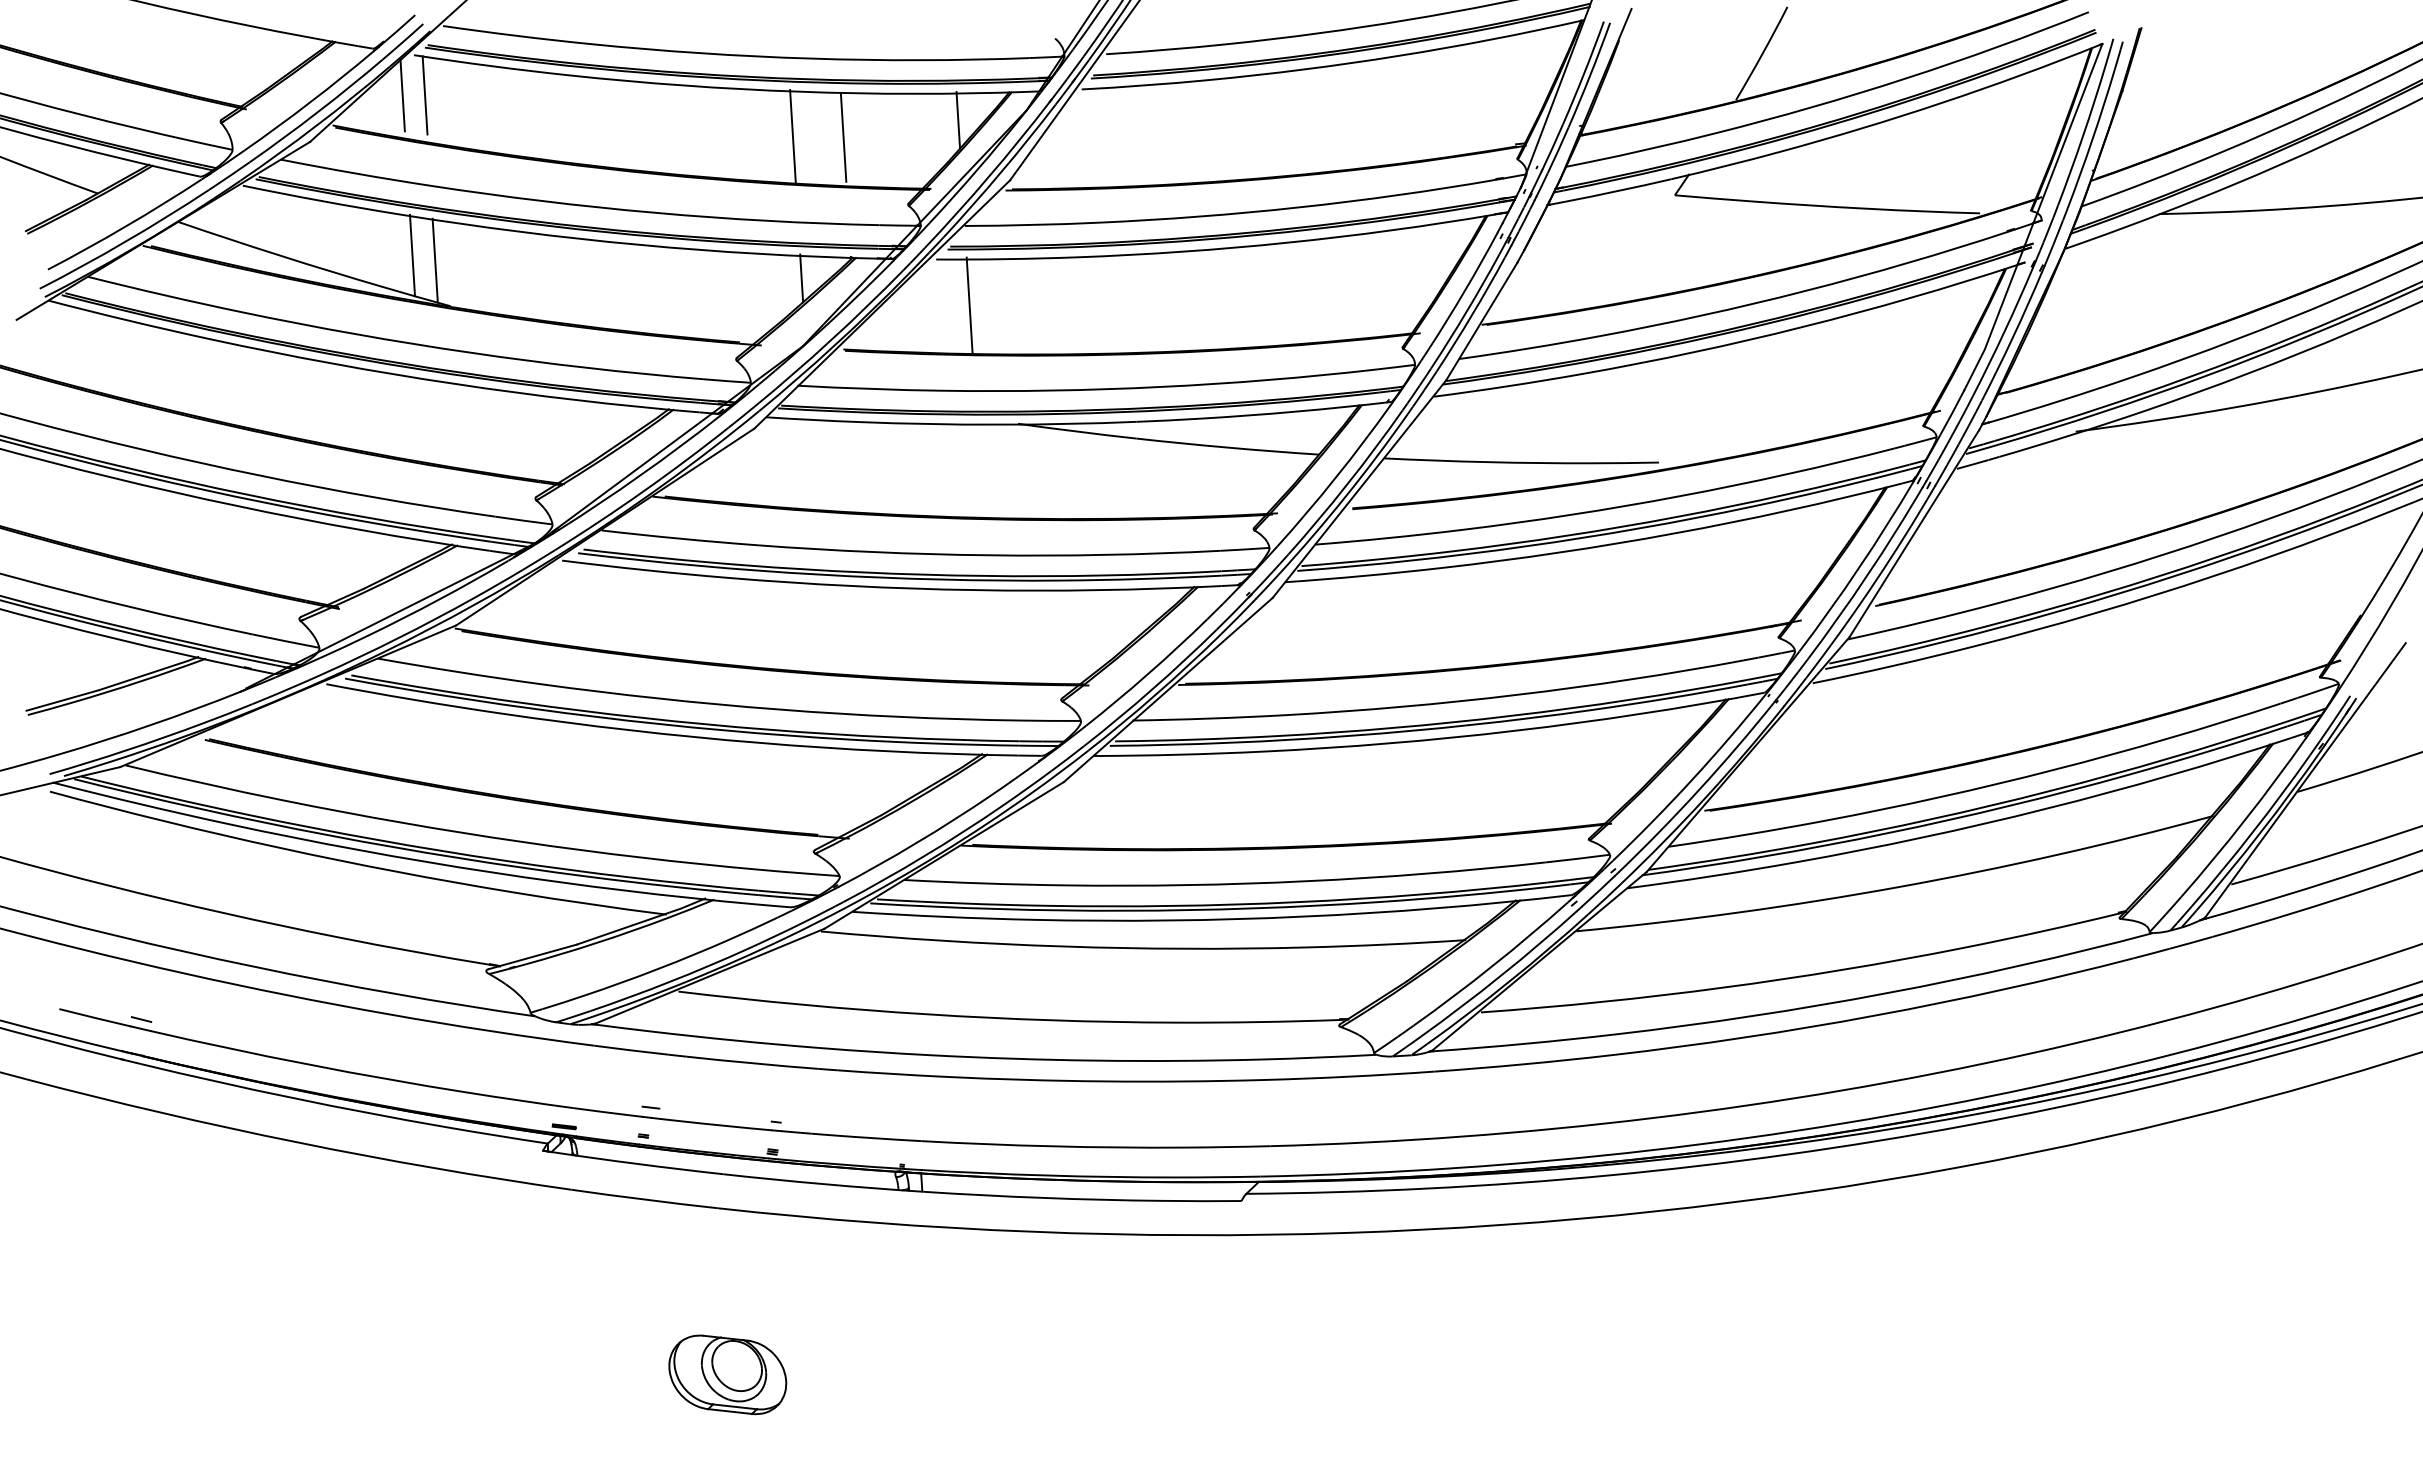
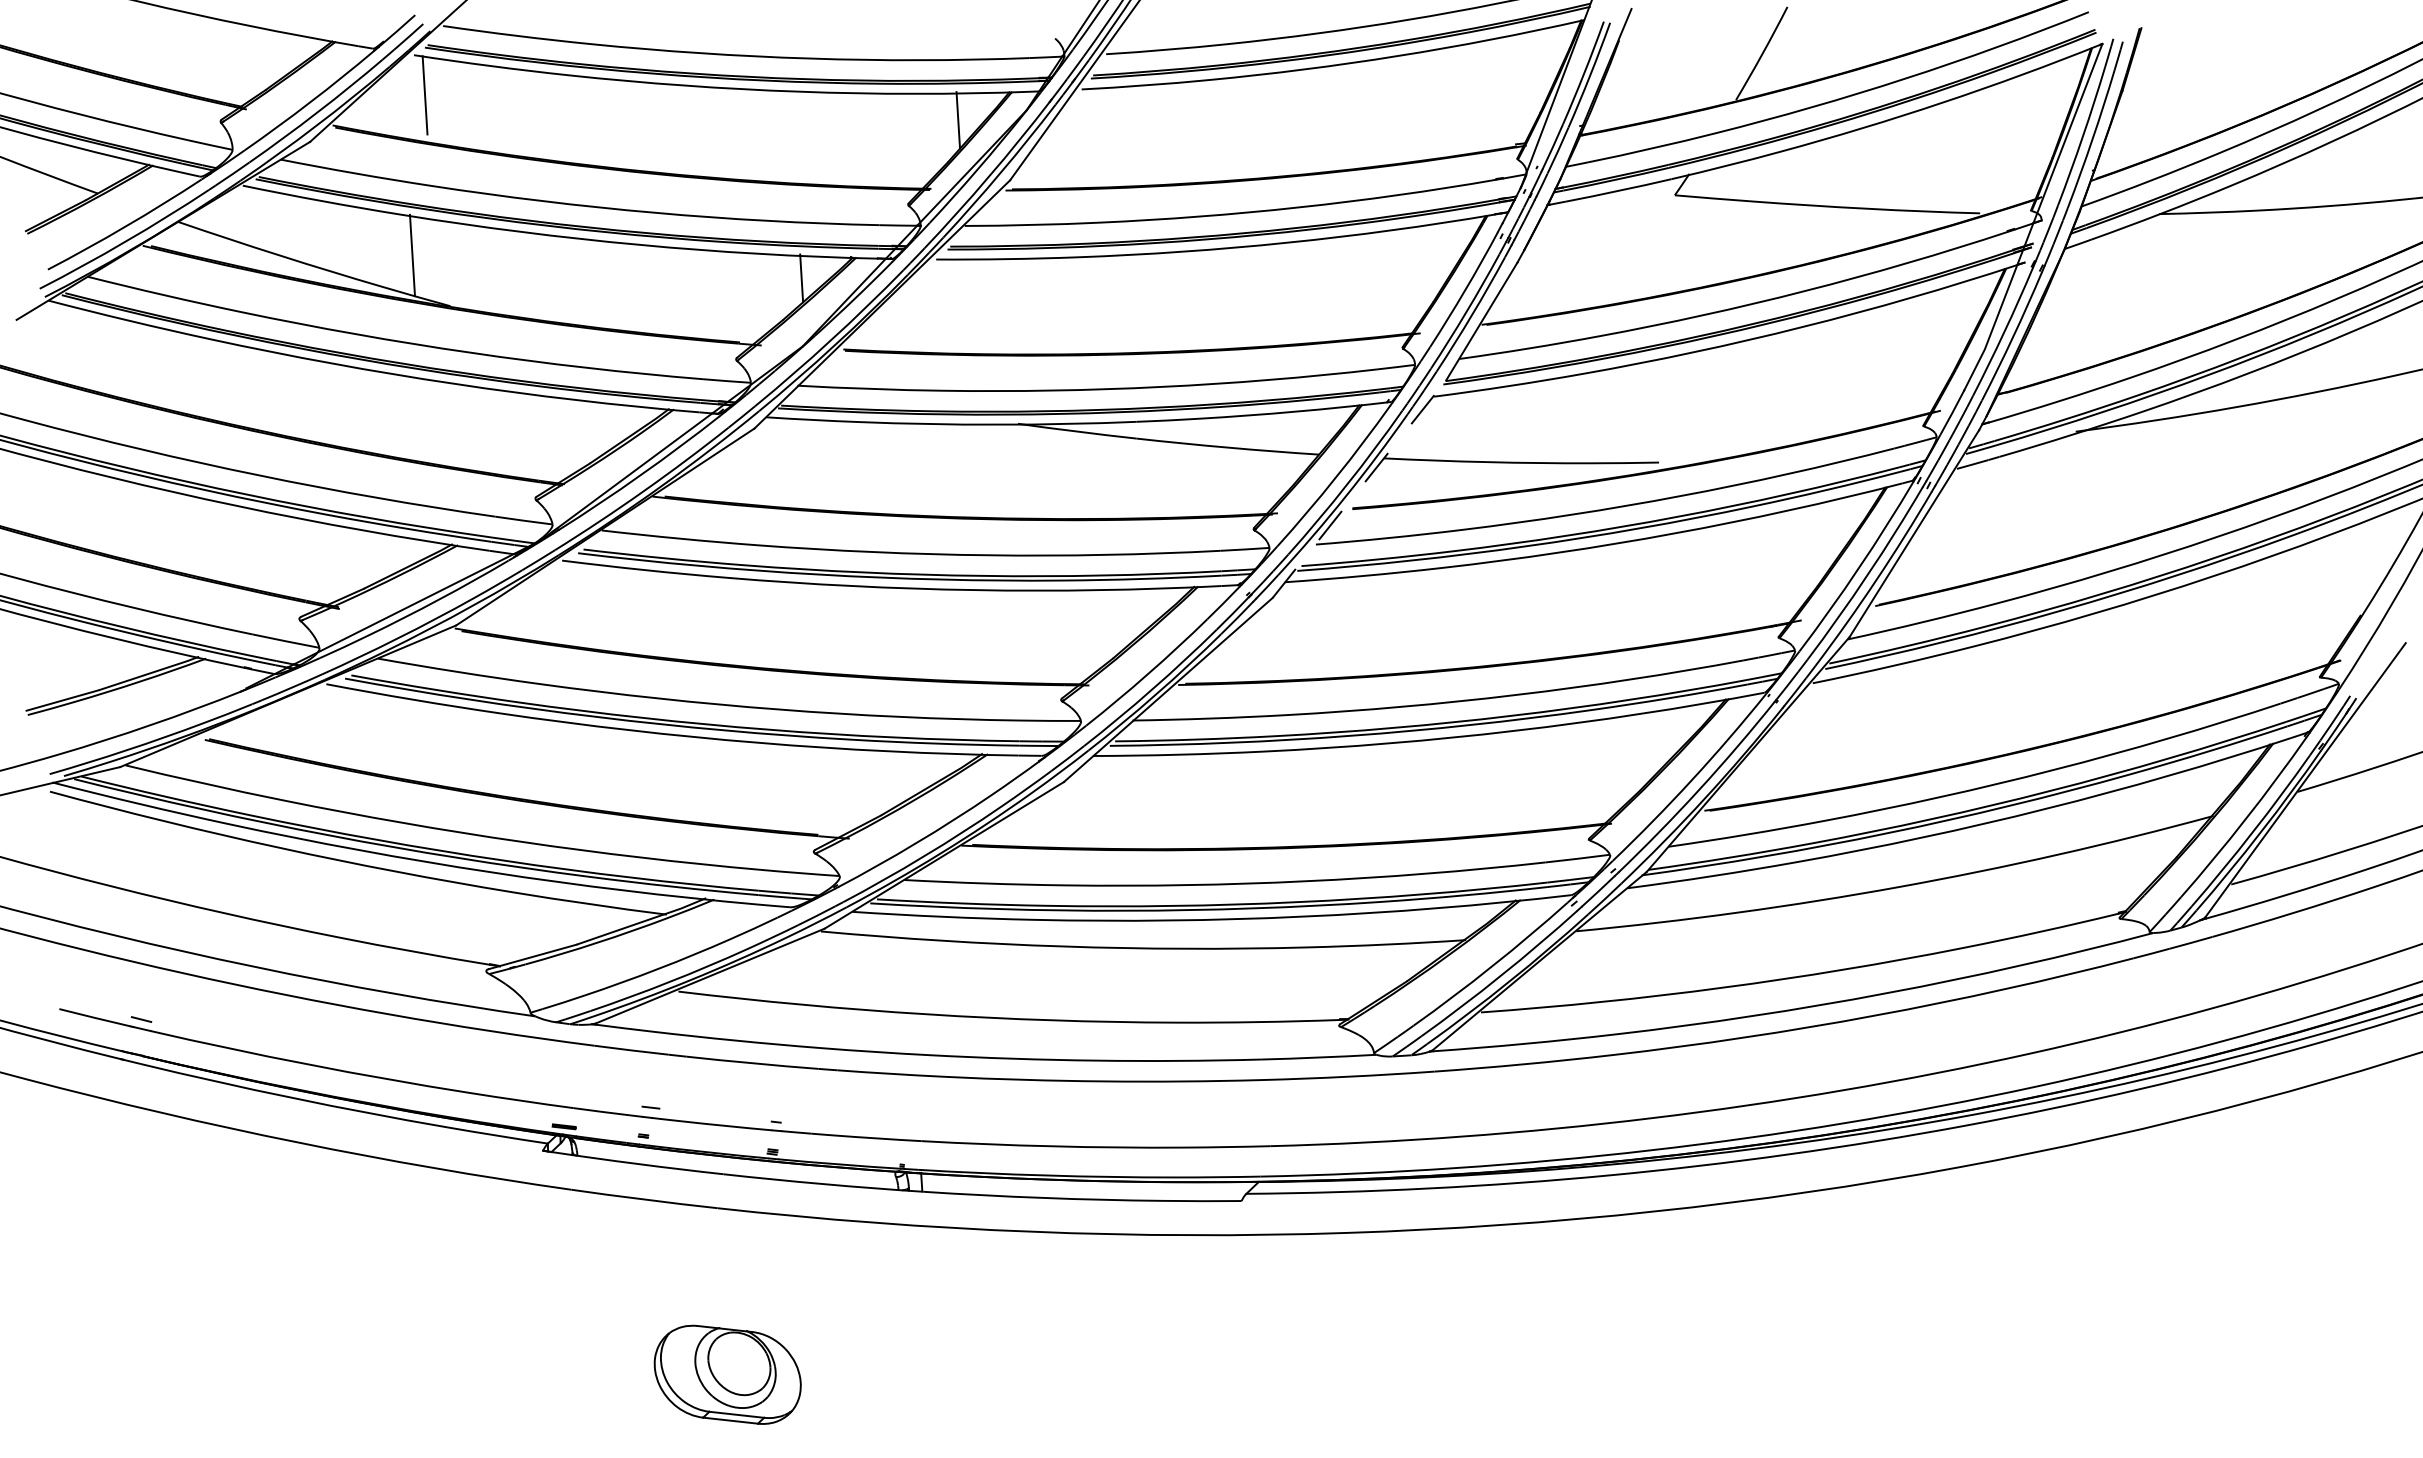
line: present -> none (402, 95)
line: present -> none (792, 136)
line: present -> none (843, 136)
line: present -> none (434, 260)
line: present -> none (969, 305)
line: solid -> dashed (1359, 488)
part size: 120x82 px -> 149x101 px (727, 1374)
